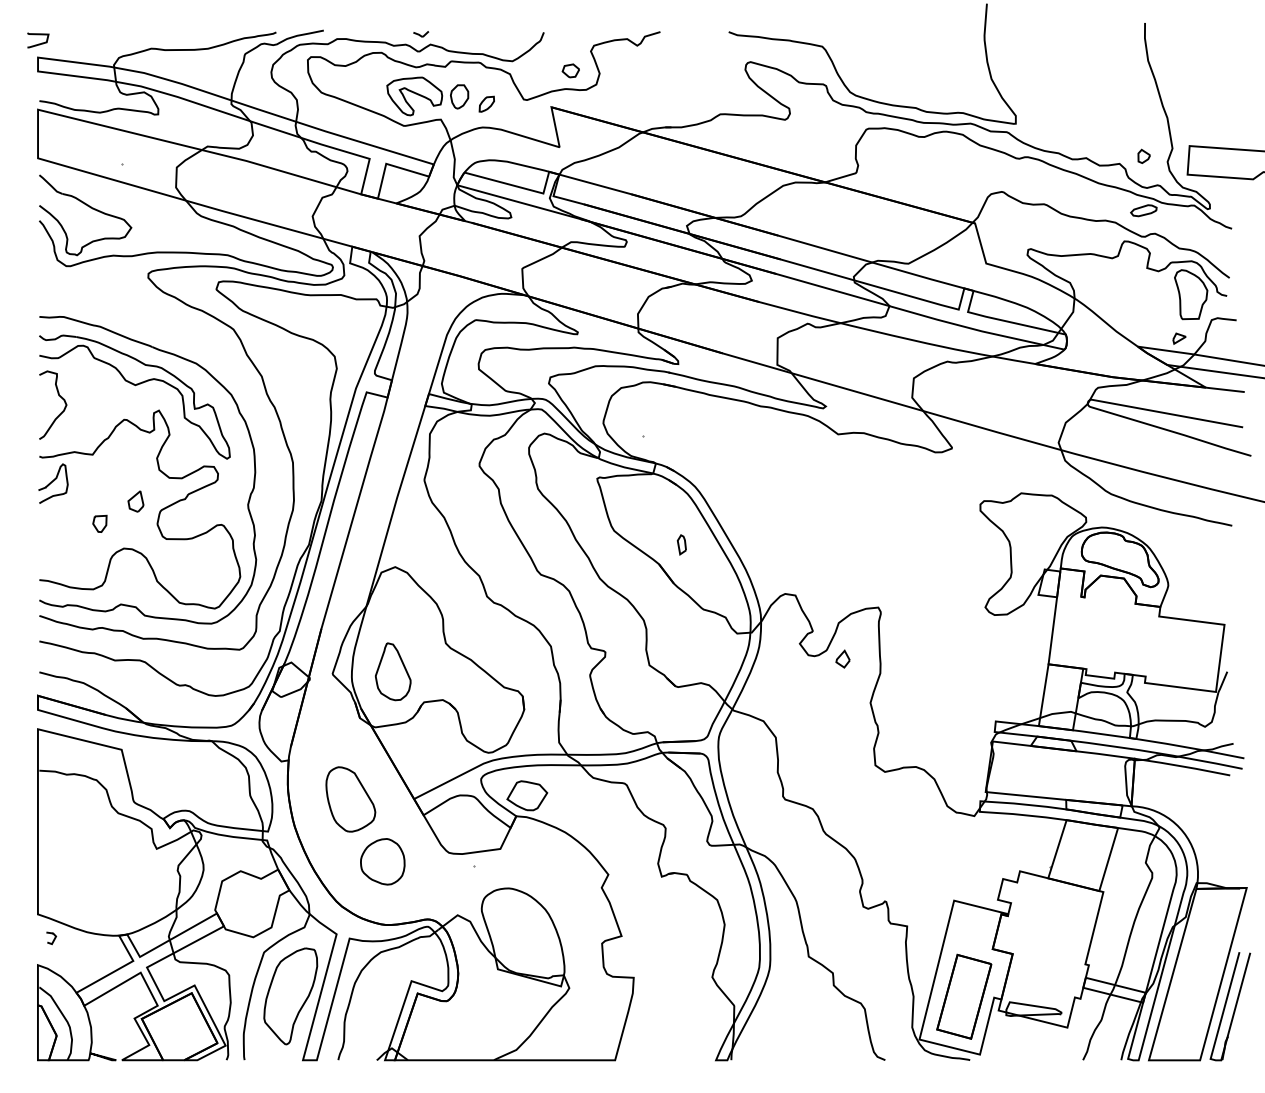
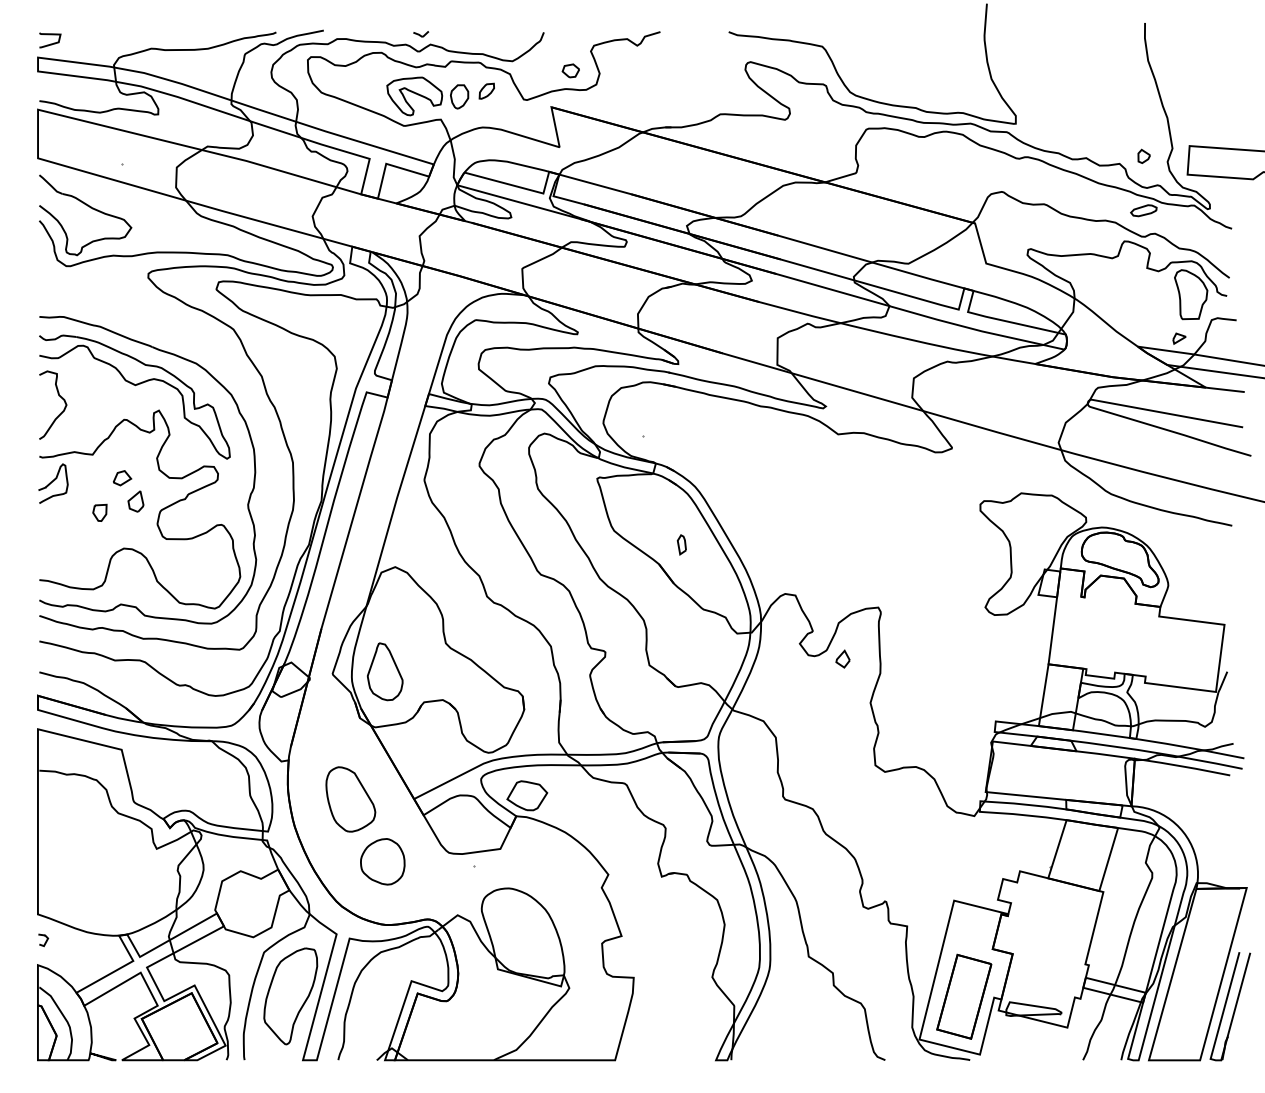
curve position: (38, 43) -> (50, 43) (50, 43)
part position: (486, 103) -> (486, 90) (486, 90)
part: none -> present (122, 478)
part position: (99, 523) -> (99, 512) (99, 512)
part position: (392, 671) -> (384, 671) (384, 671)
part position: (51, 938) -> (43, 940) (43, 940)
